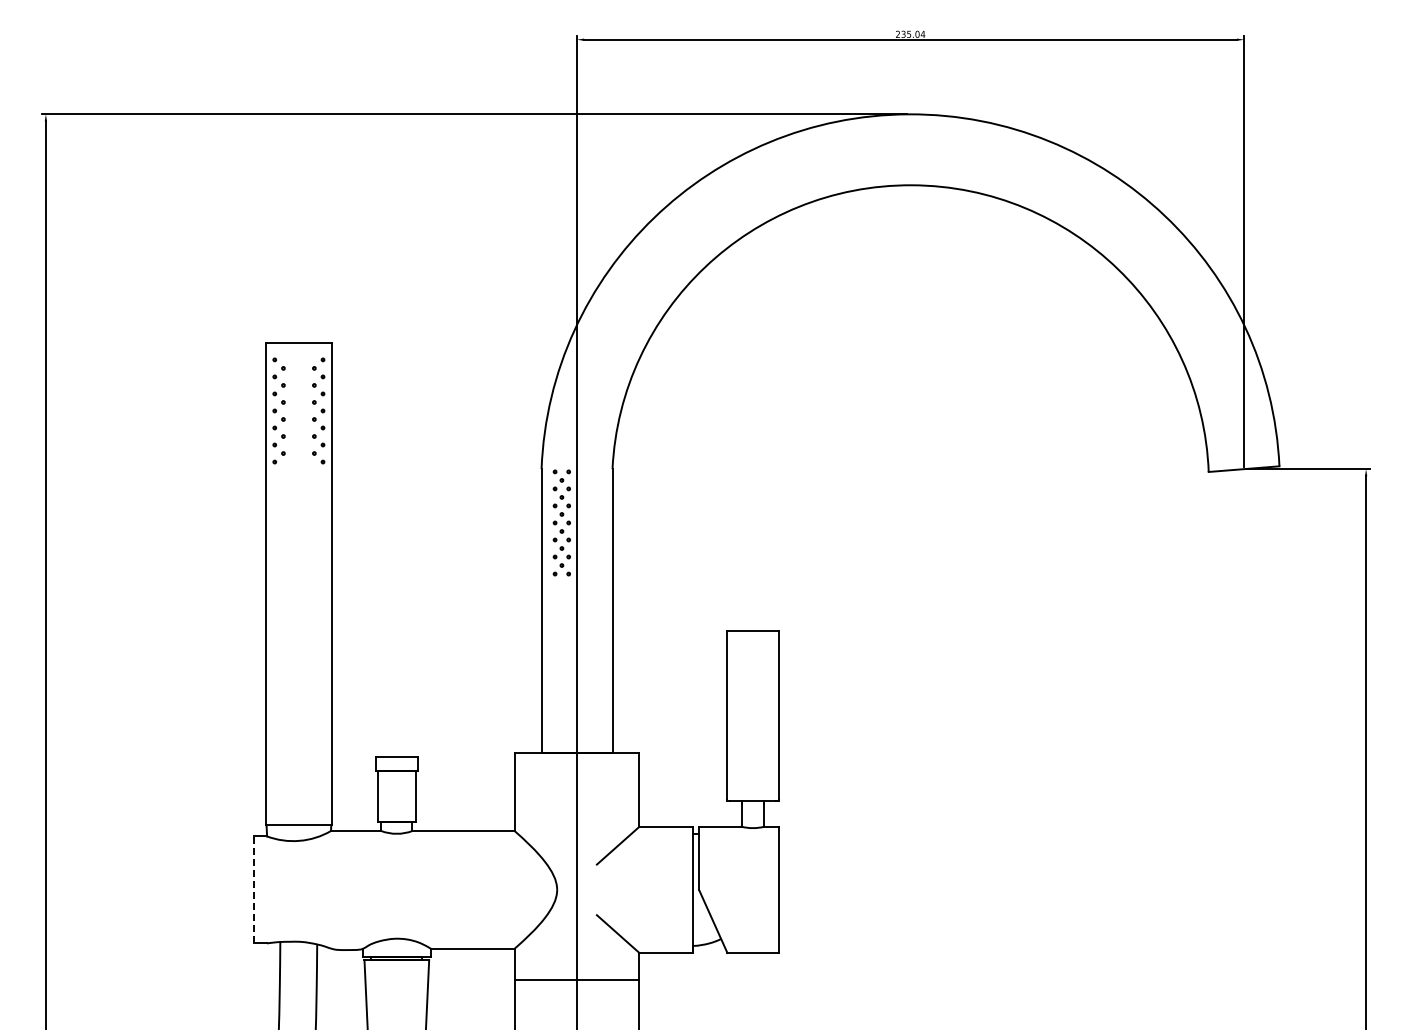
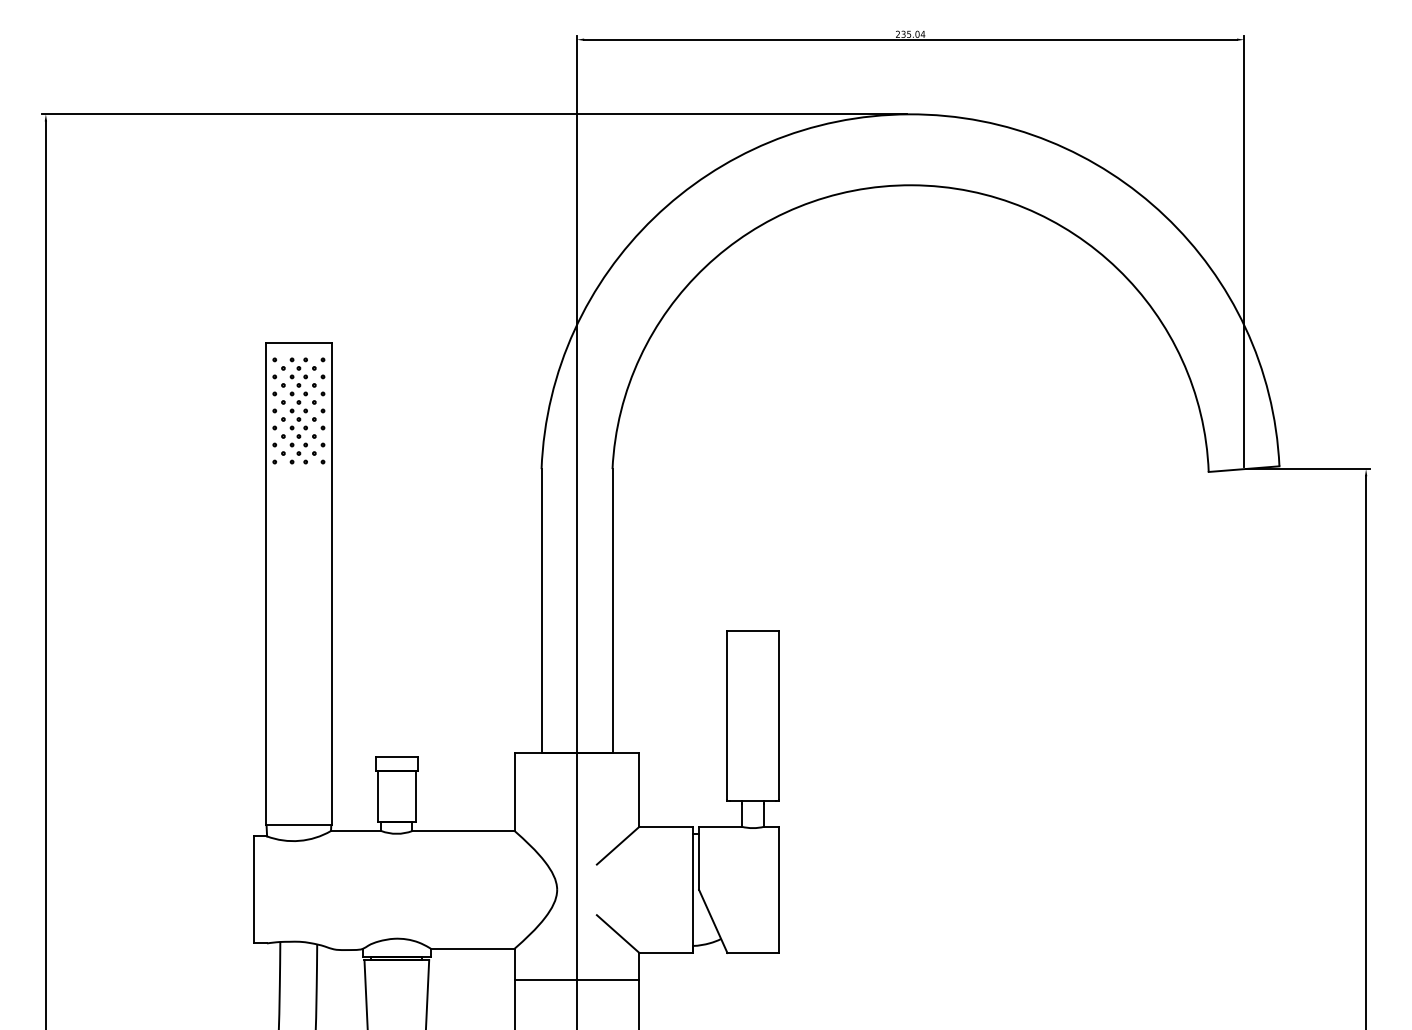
part position: (561, 522) -> (298, 410) (298, 410)
line: dashed -> solid (253, 889)
